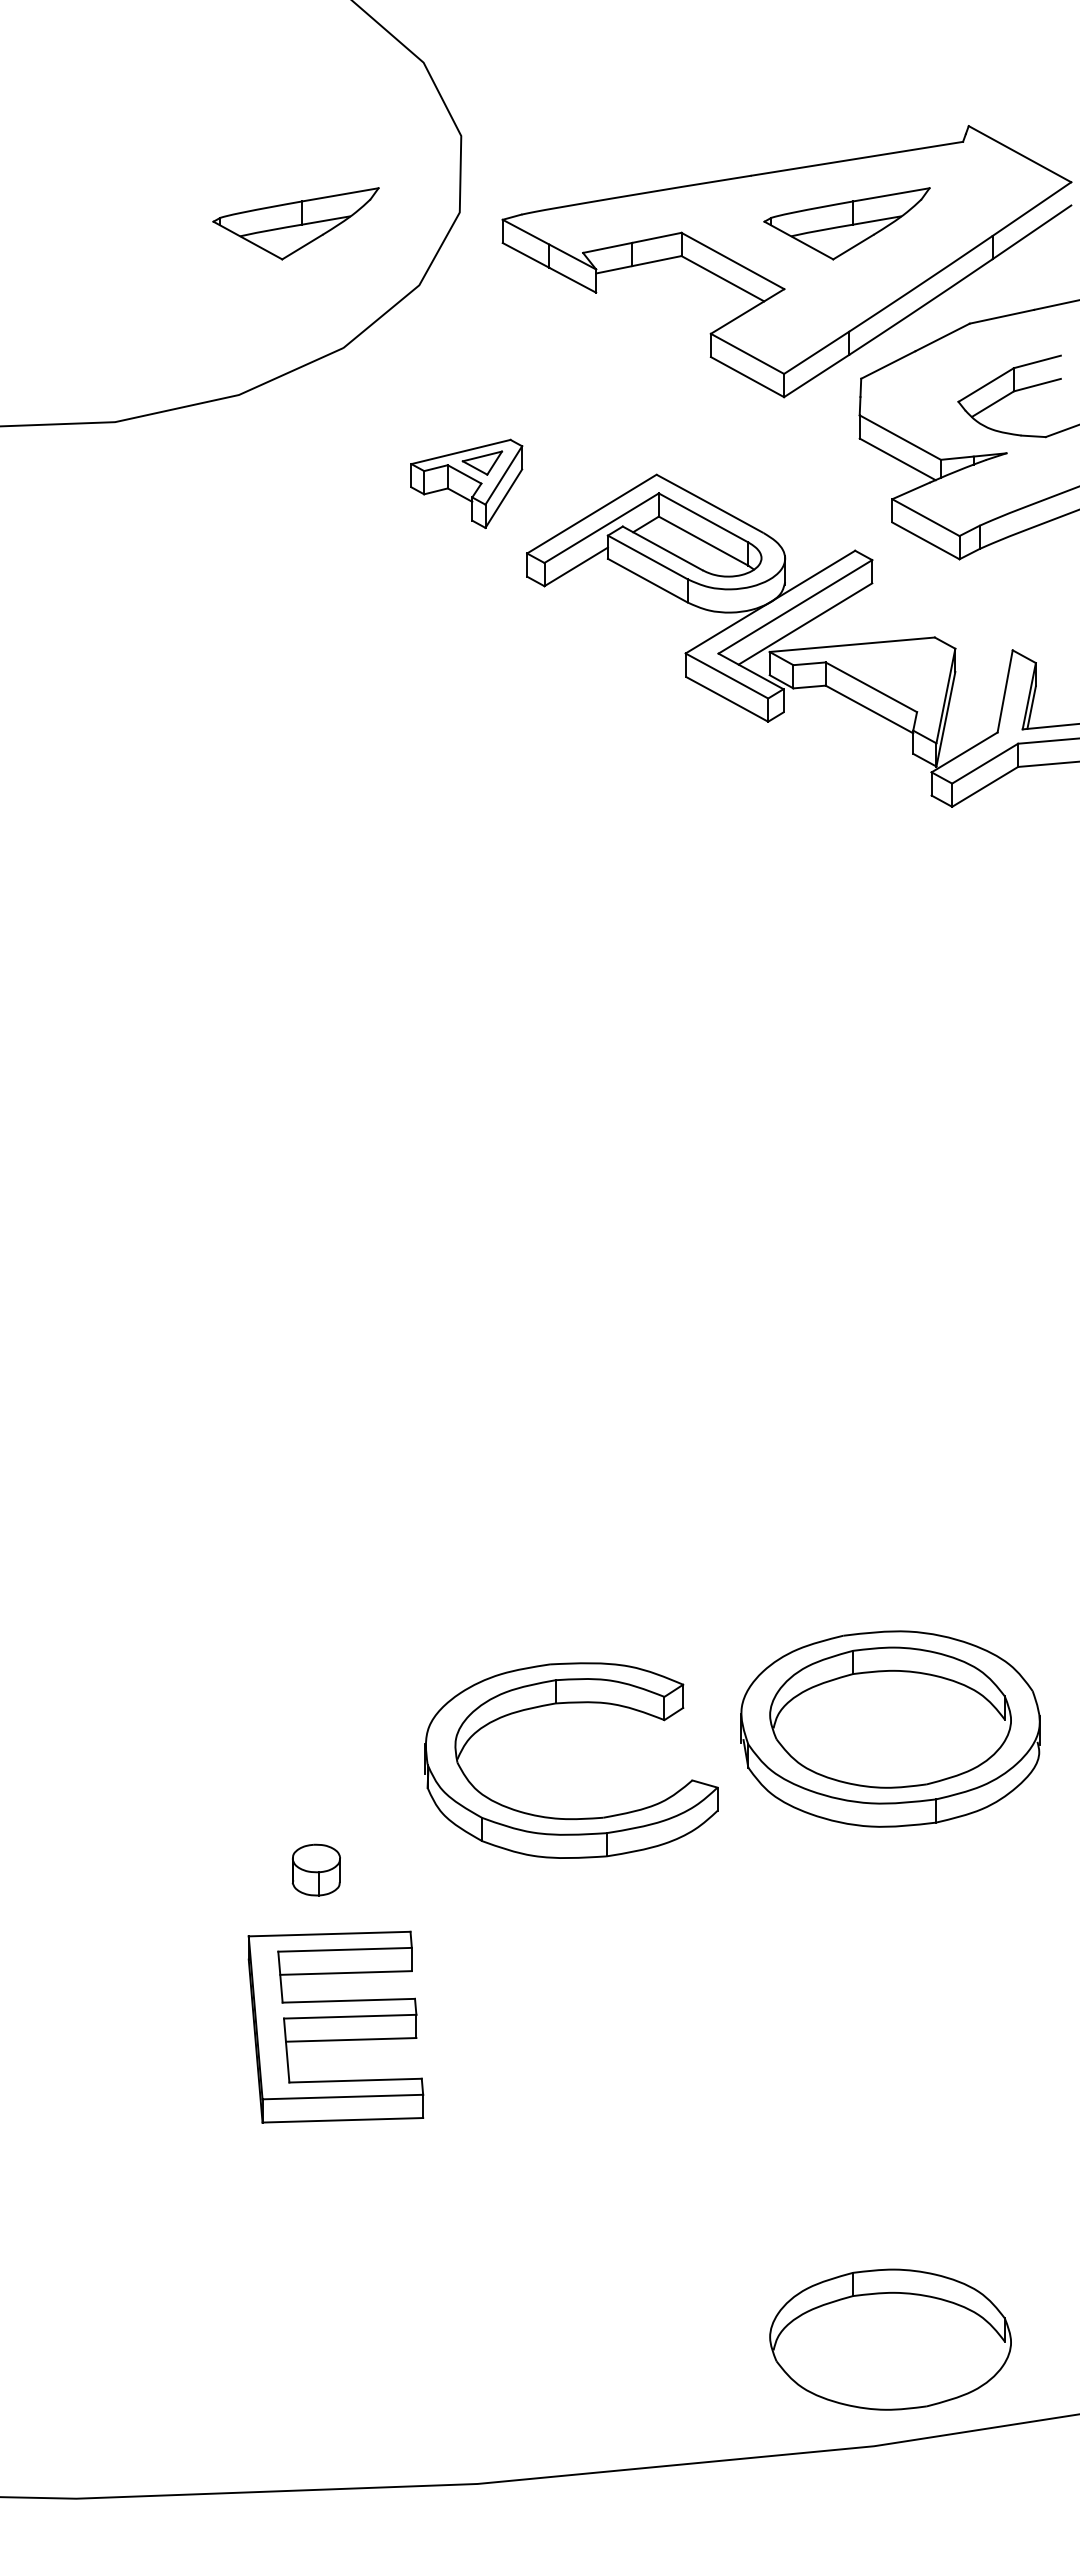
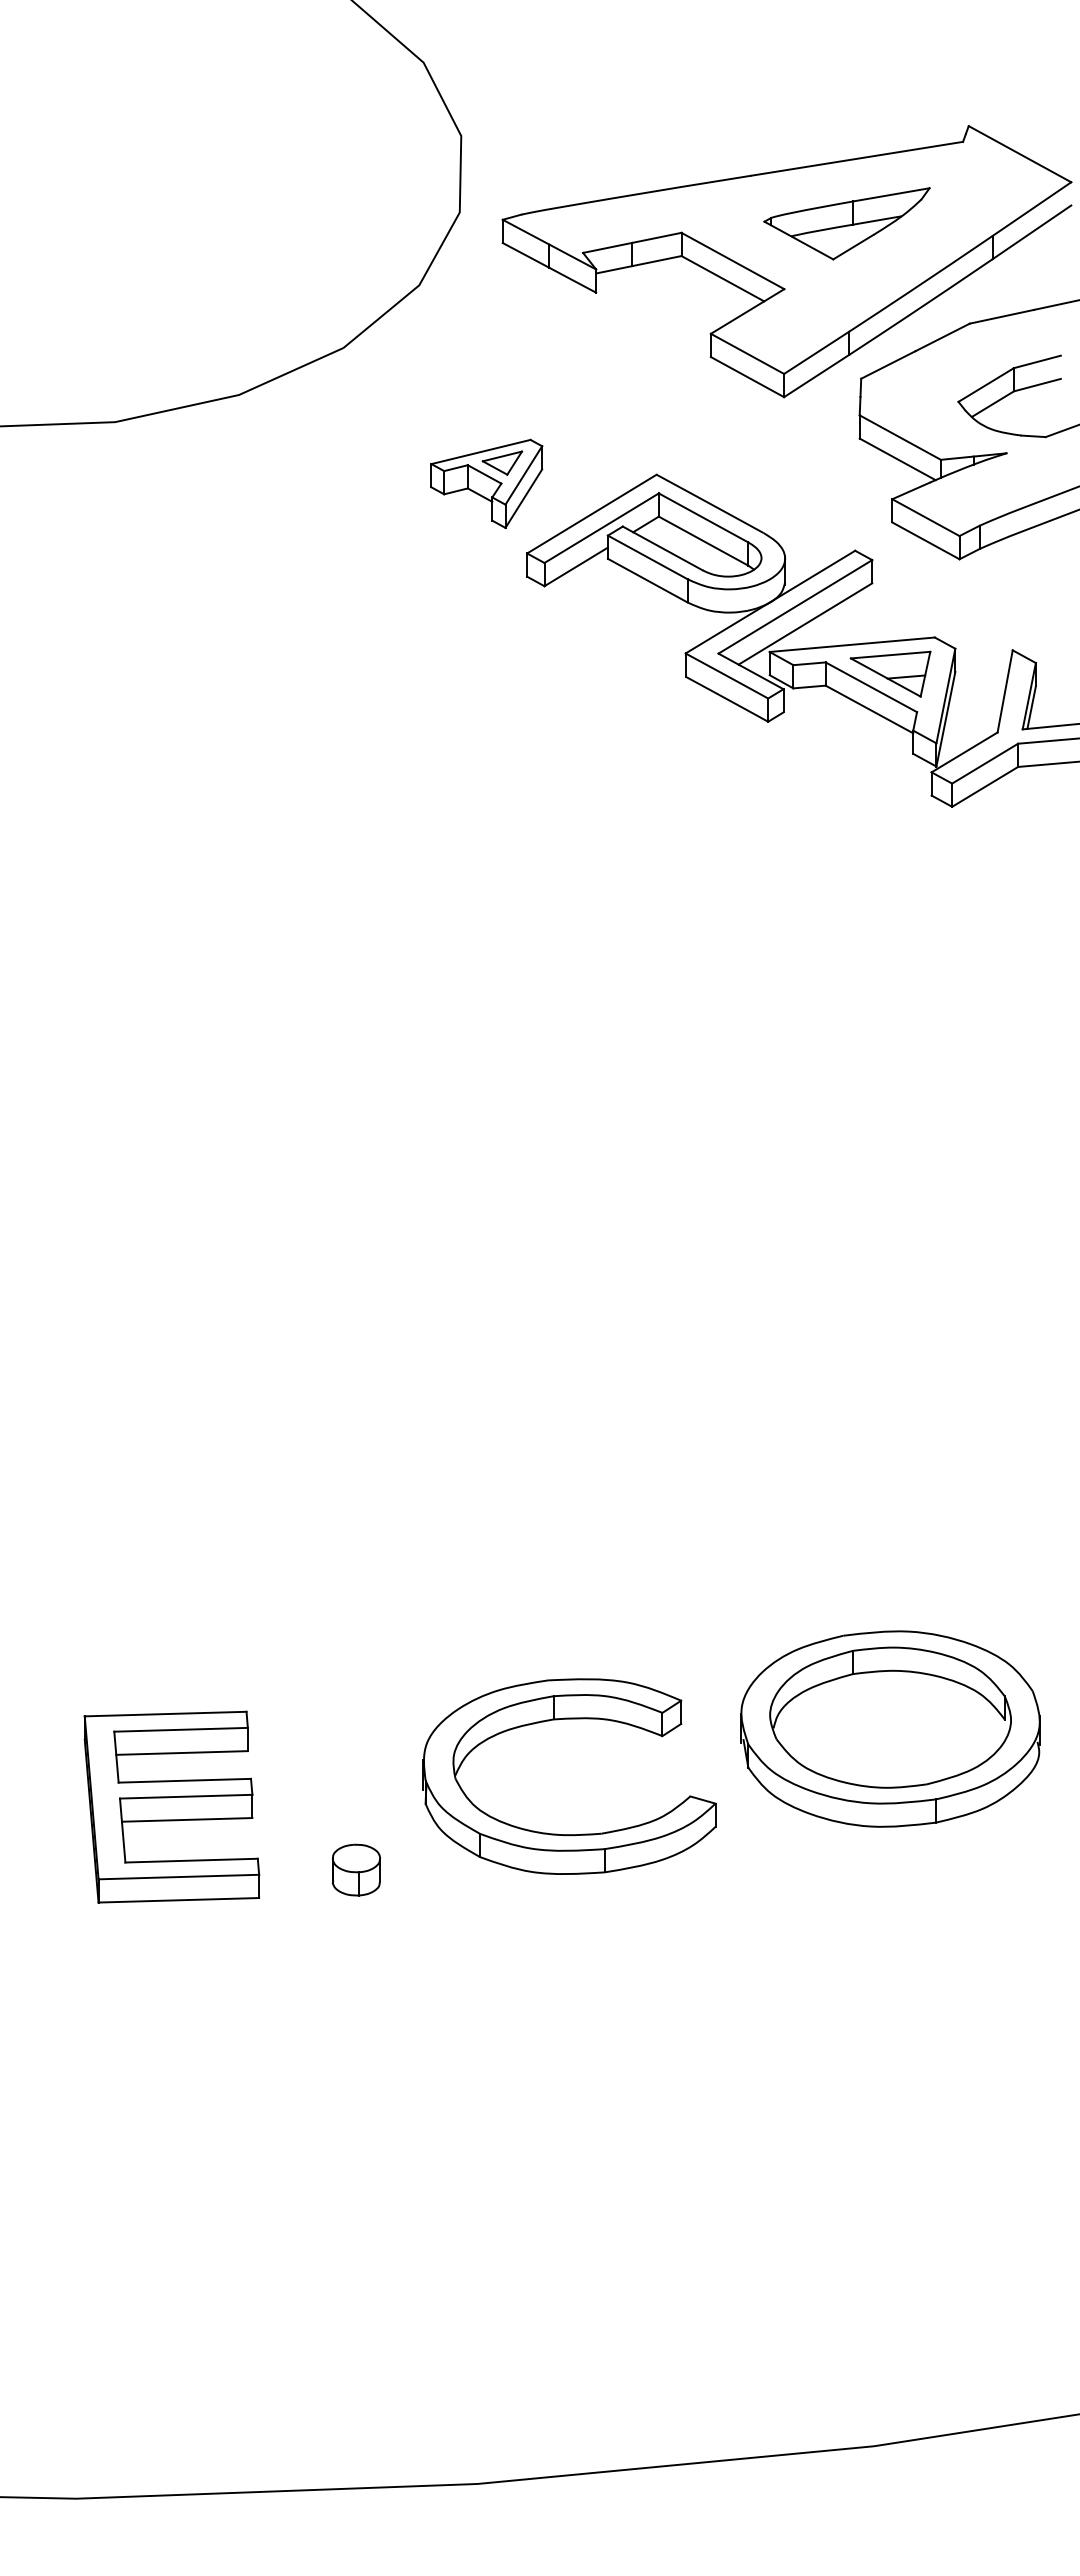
part: present -> none (295, 223)
part position: (466, 483) -> (486, 483) (486, 483)
part: none -> present (890, 673)
part position: (571, 1703) -> (569, 1719) (569, 1719)
part position: (315, 1869) -> (355, 1869) (355, 1869)
part position: (335, 2026) -> (171, 1806) (171, 1806)
part: present -> none (890, 2339)
